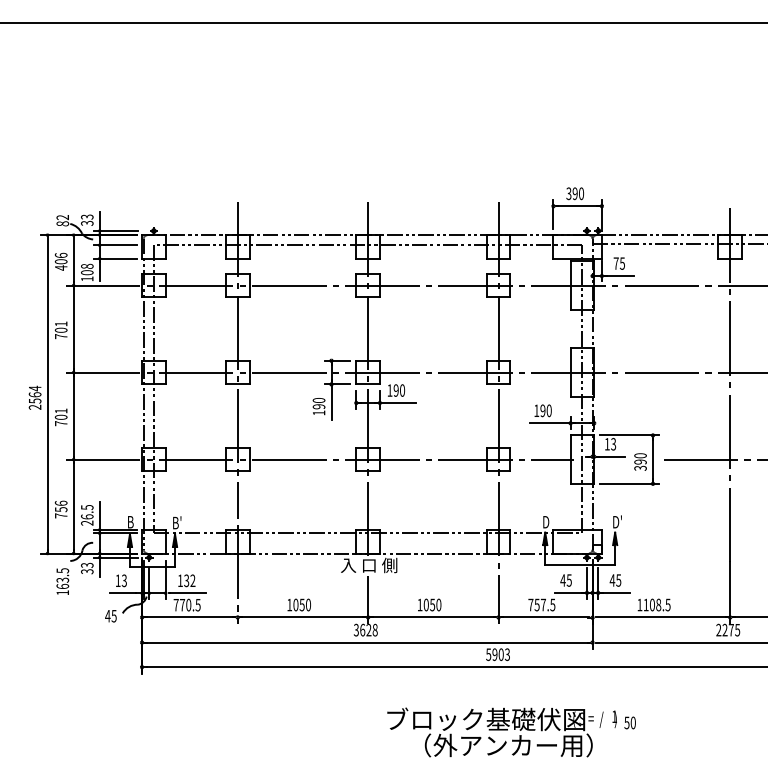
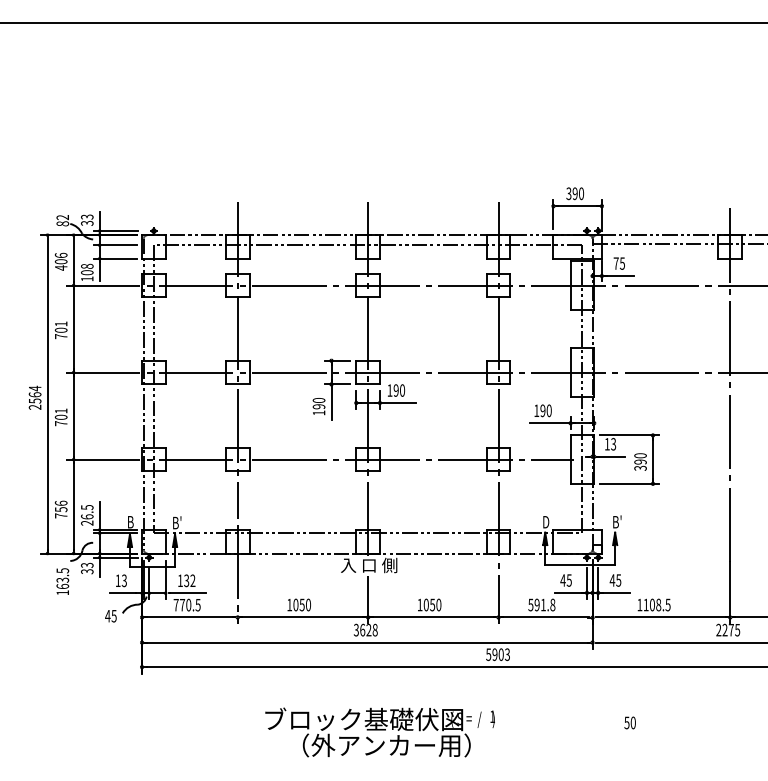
line: present -> none (713, 459)
text: D' -> B' (617, 521)
text: 757.5 -> 591.8 (541, 604)
text position: (501, 732) -> (379, 732) (379, 732)
